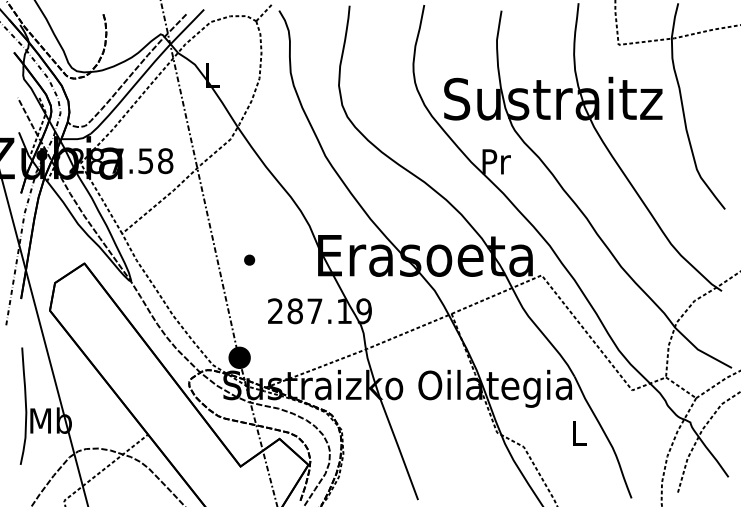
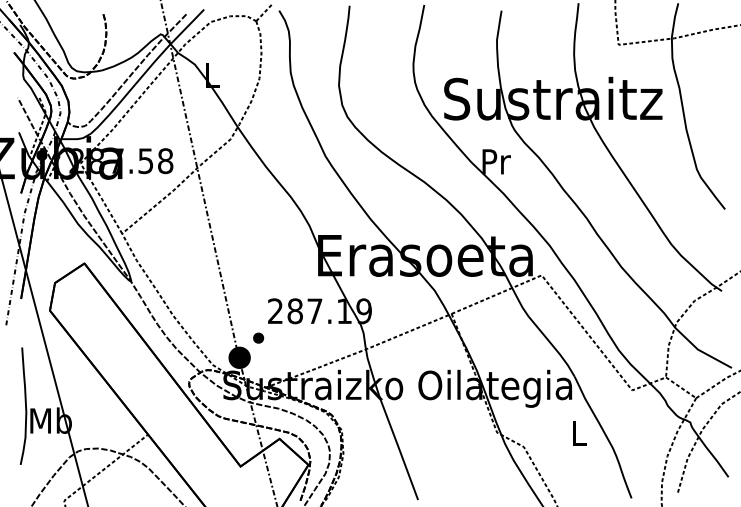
part position: (249, 259) -> (258, 337) (258, 337)
